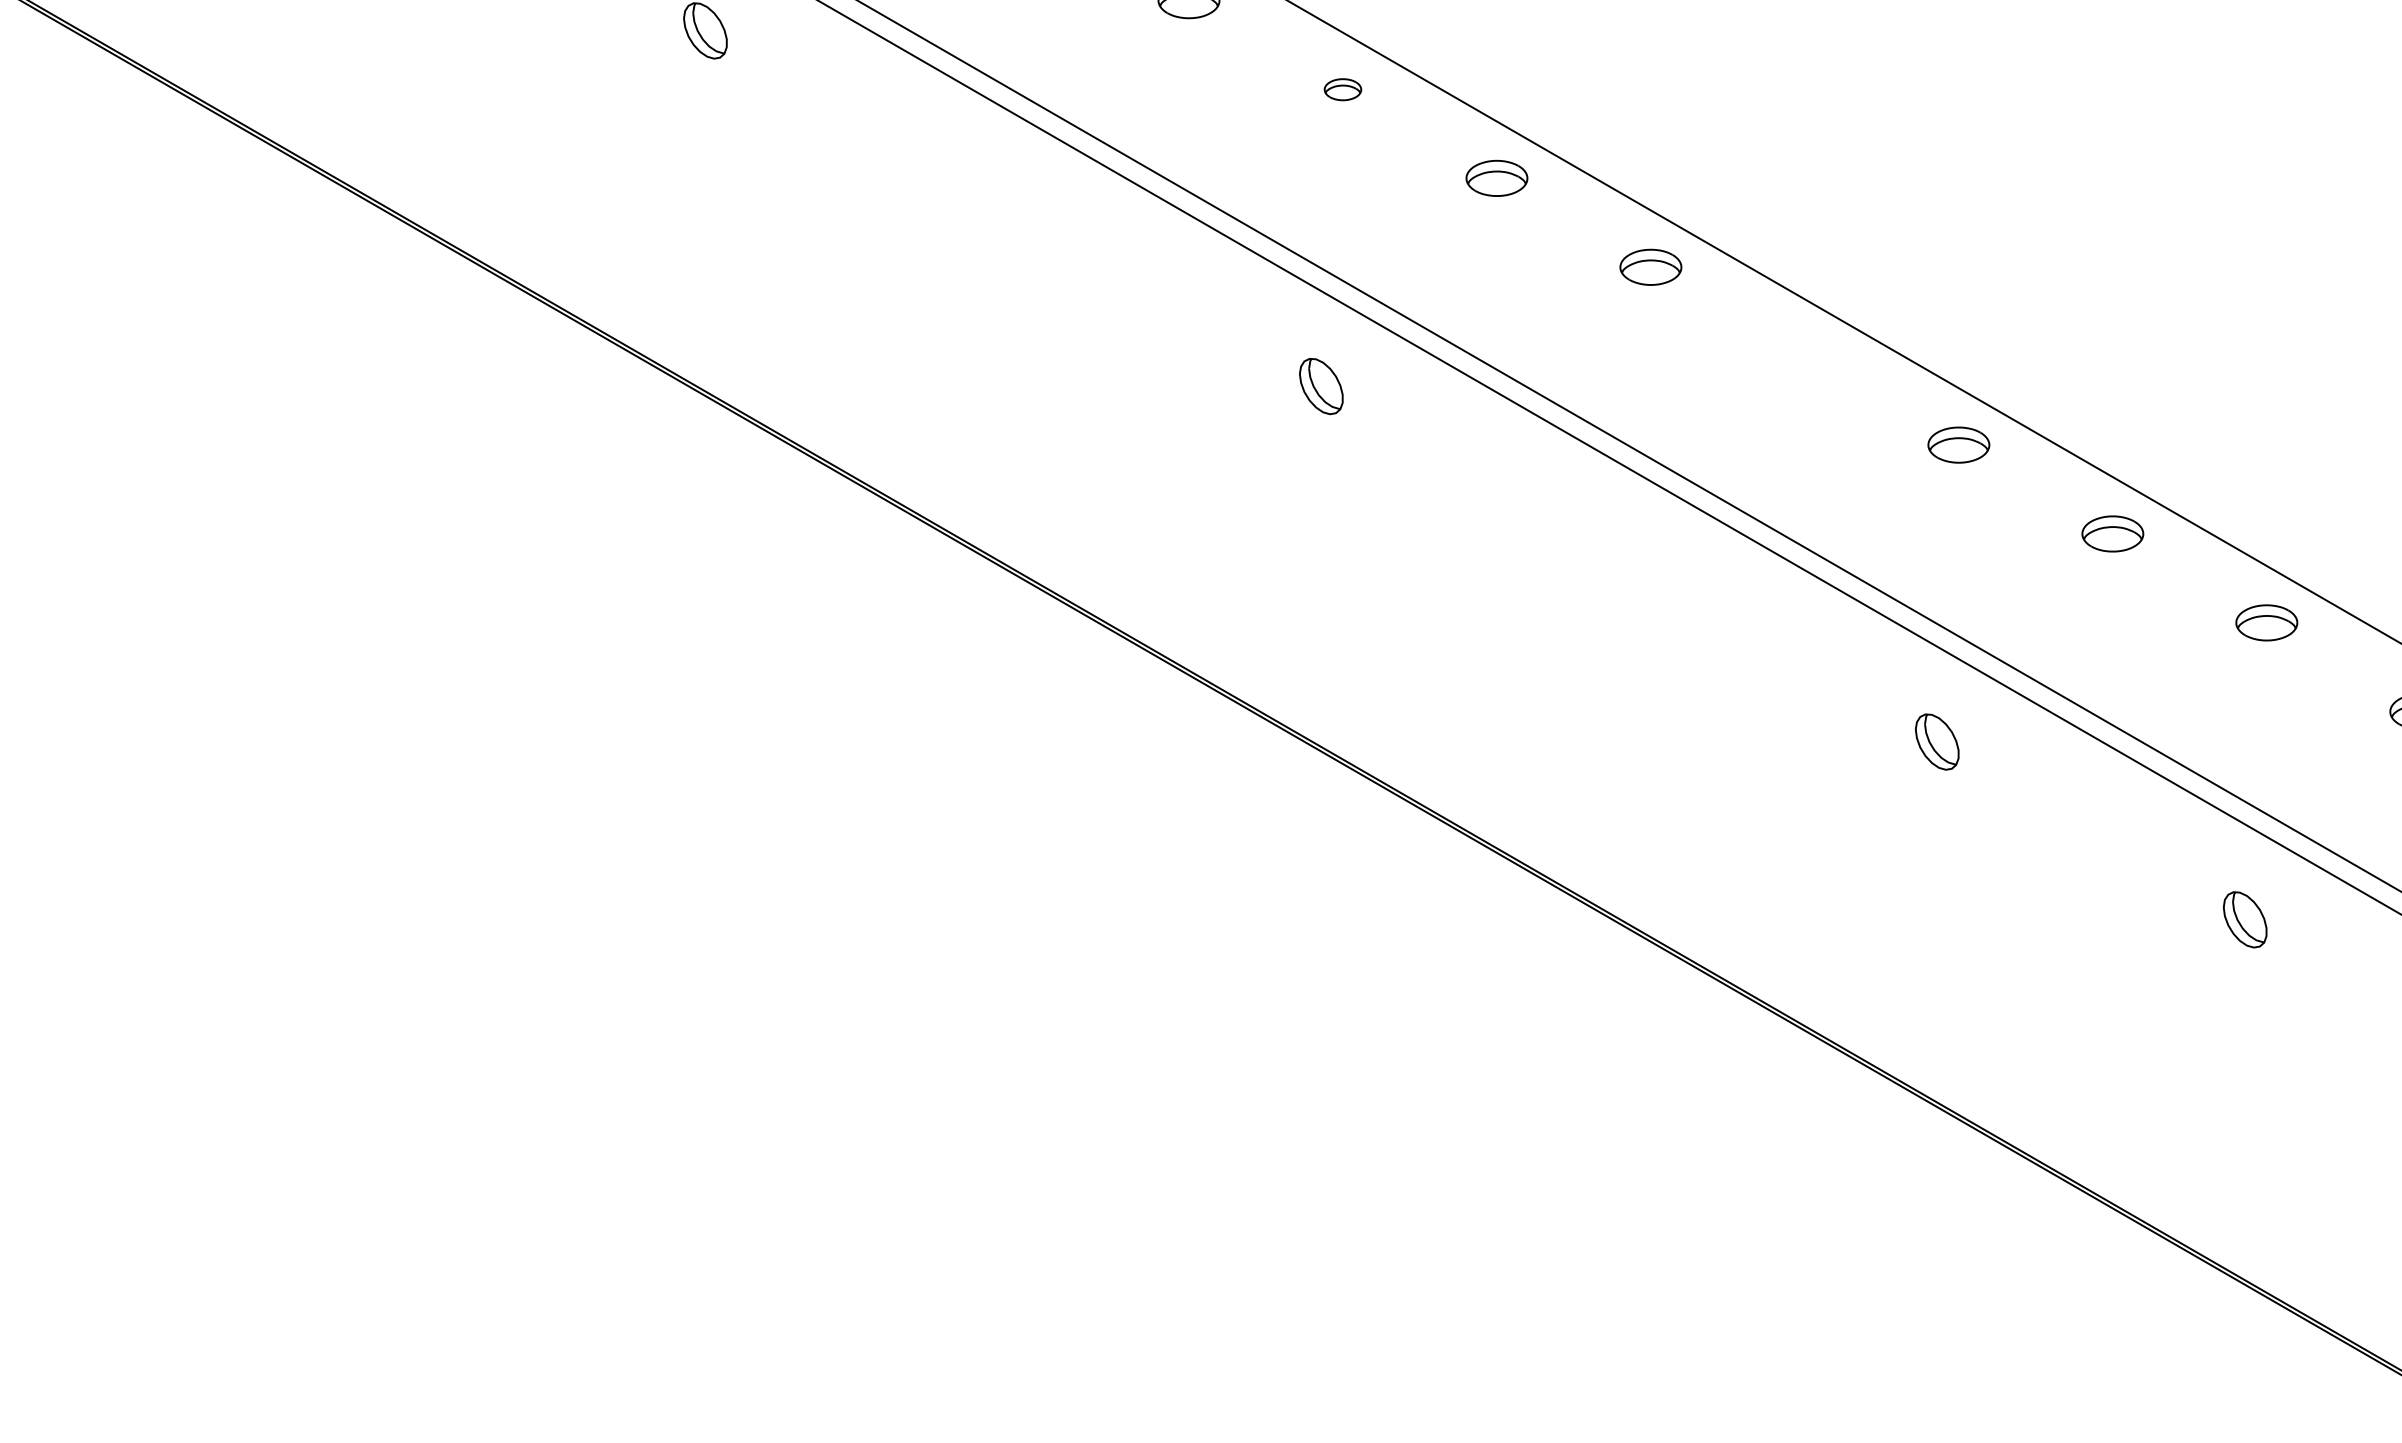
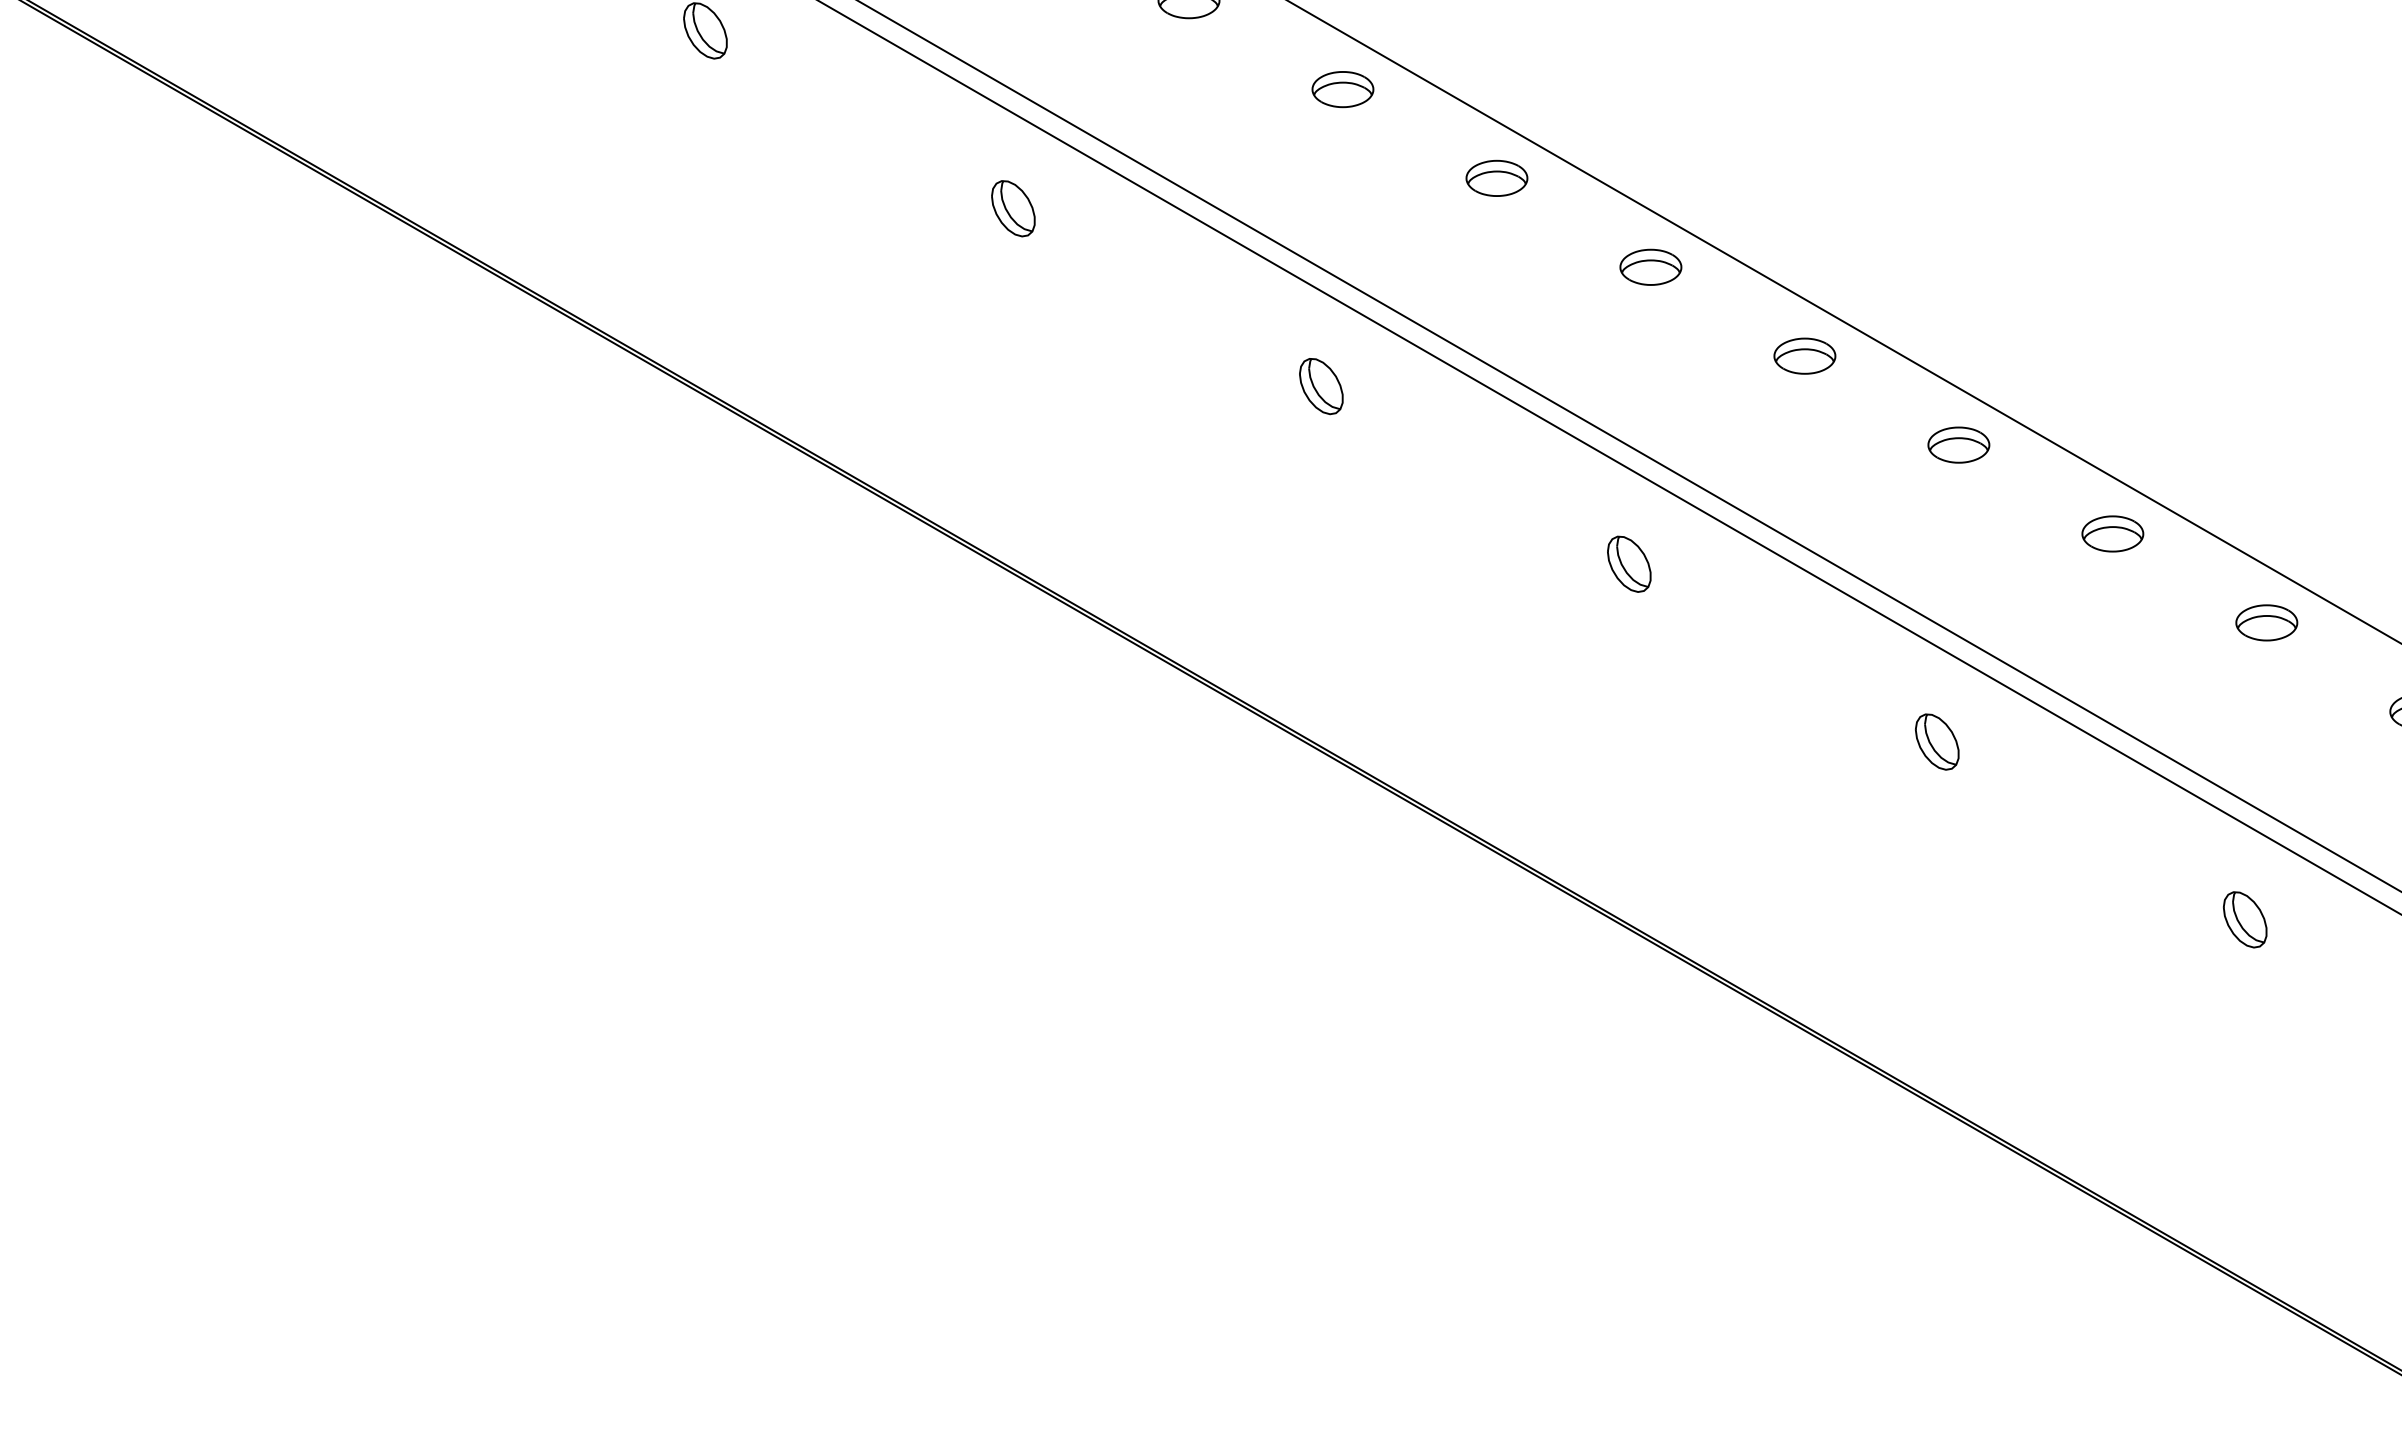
part size: 40x24 px -> 64x38 px (1342, 89)
part: none -> present (1013, 208)
part: none -> present (1804, 355)
part: none -> present (1629, 563)
